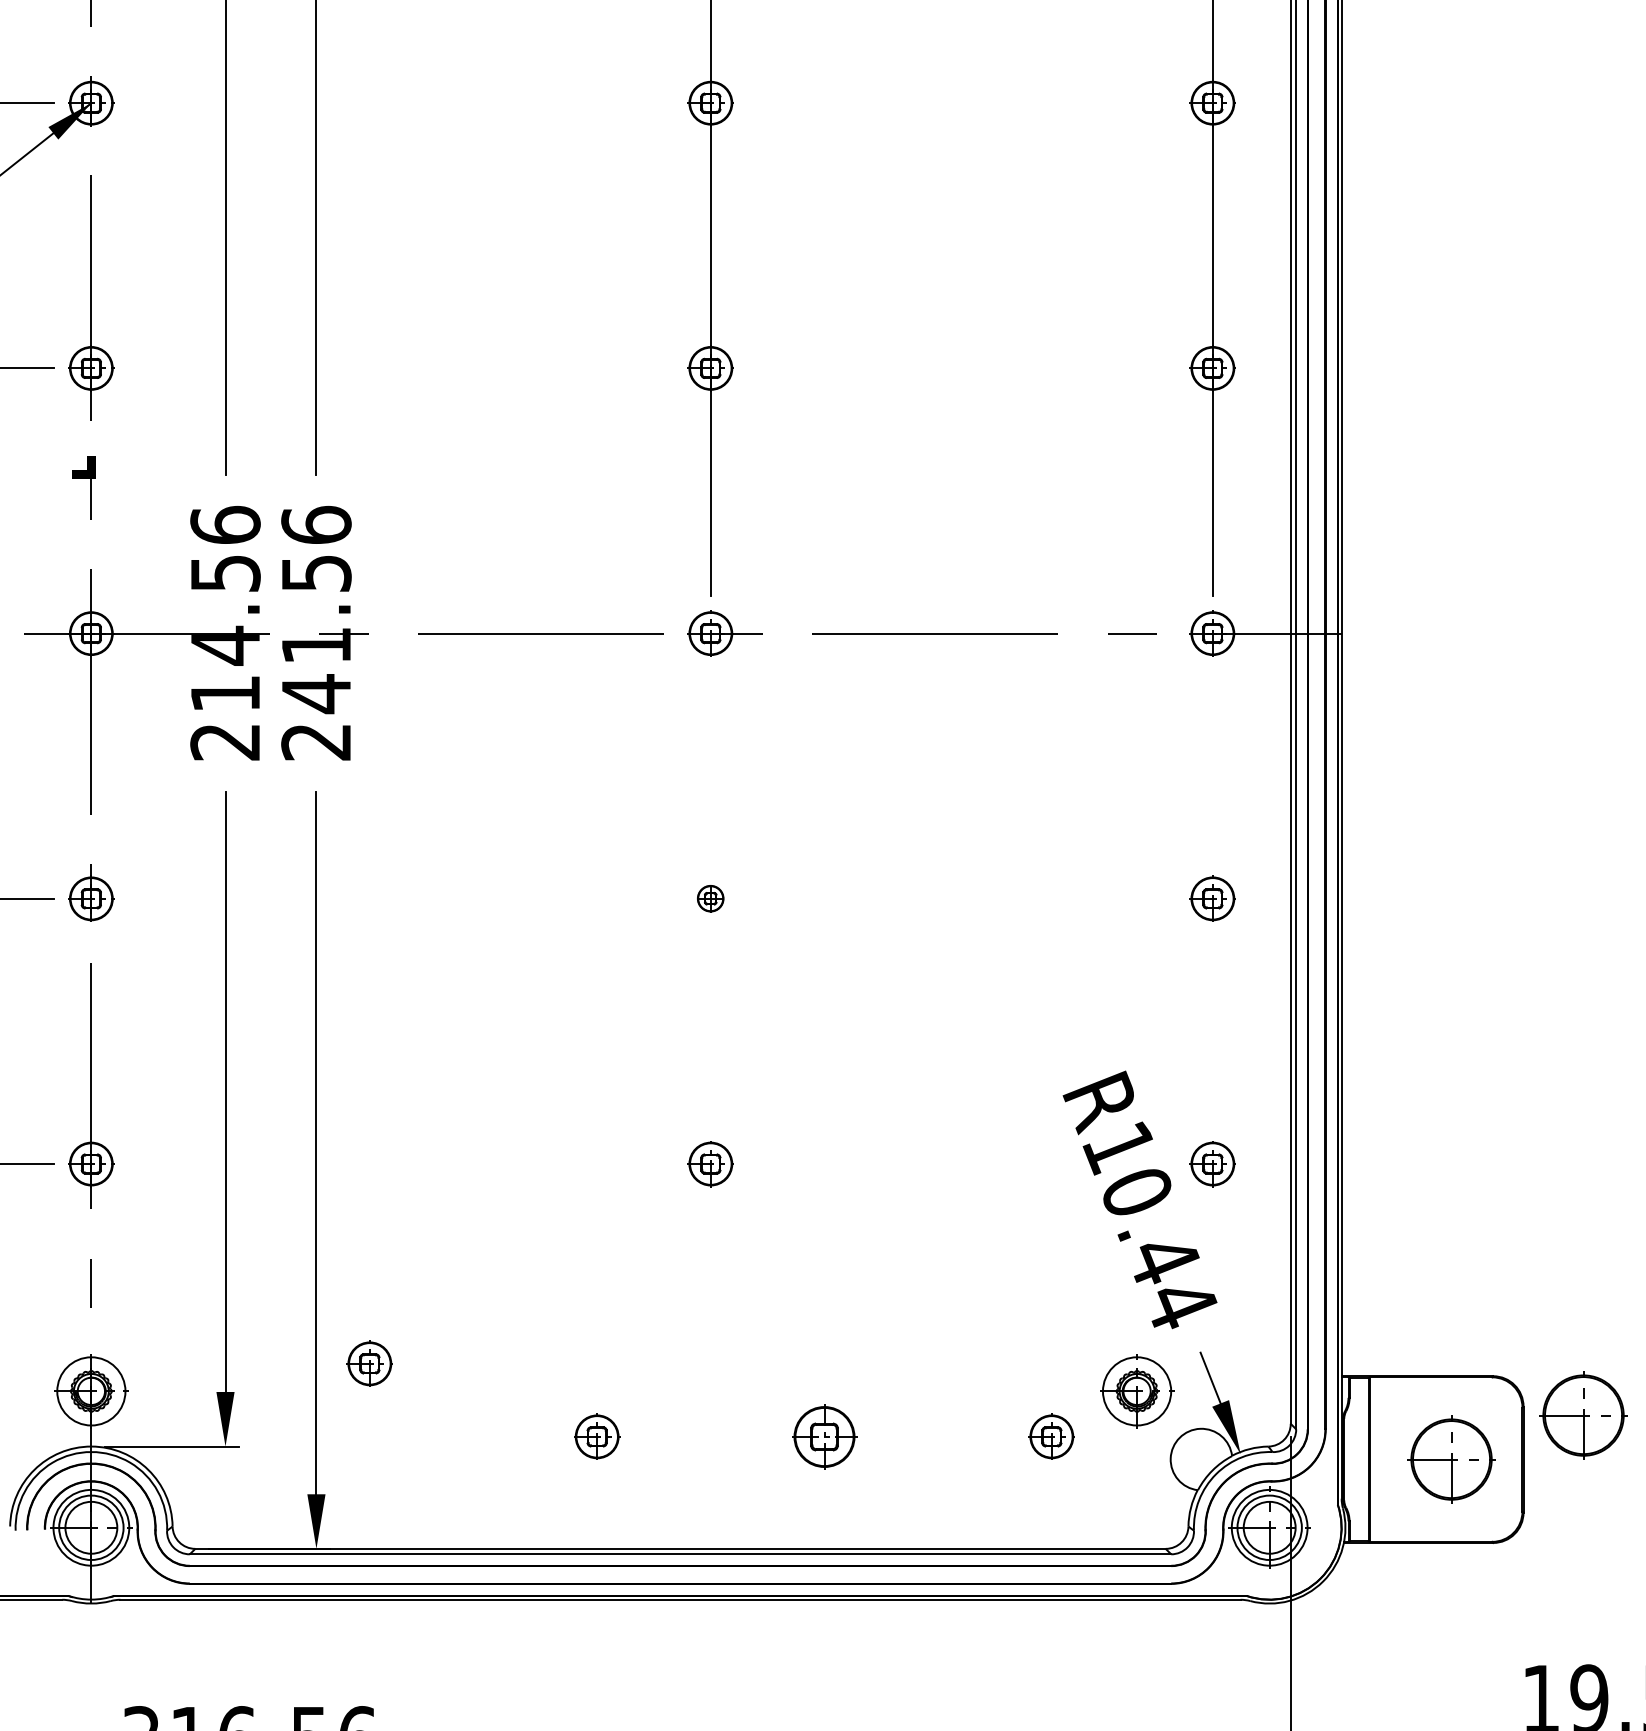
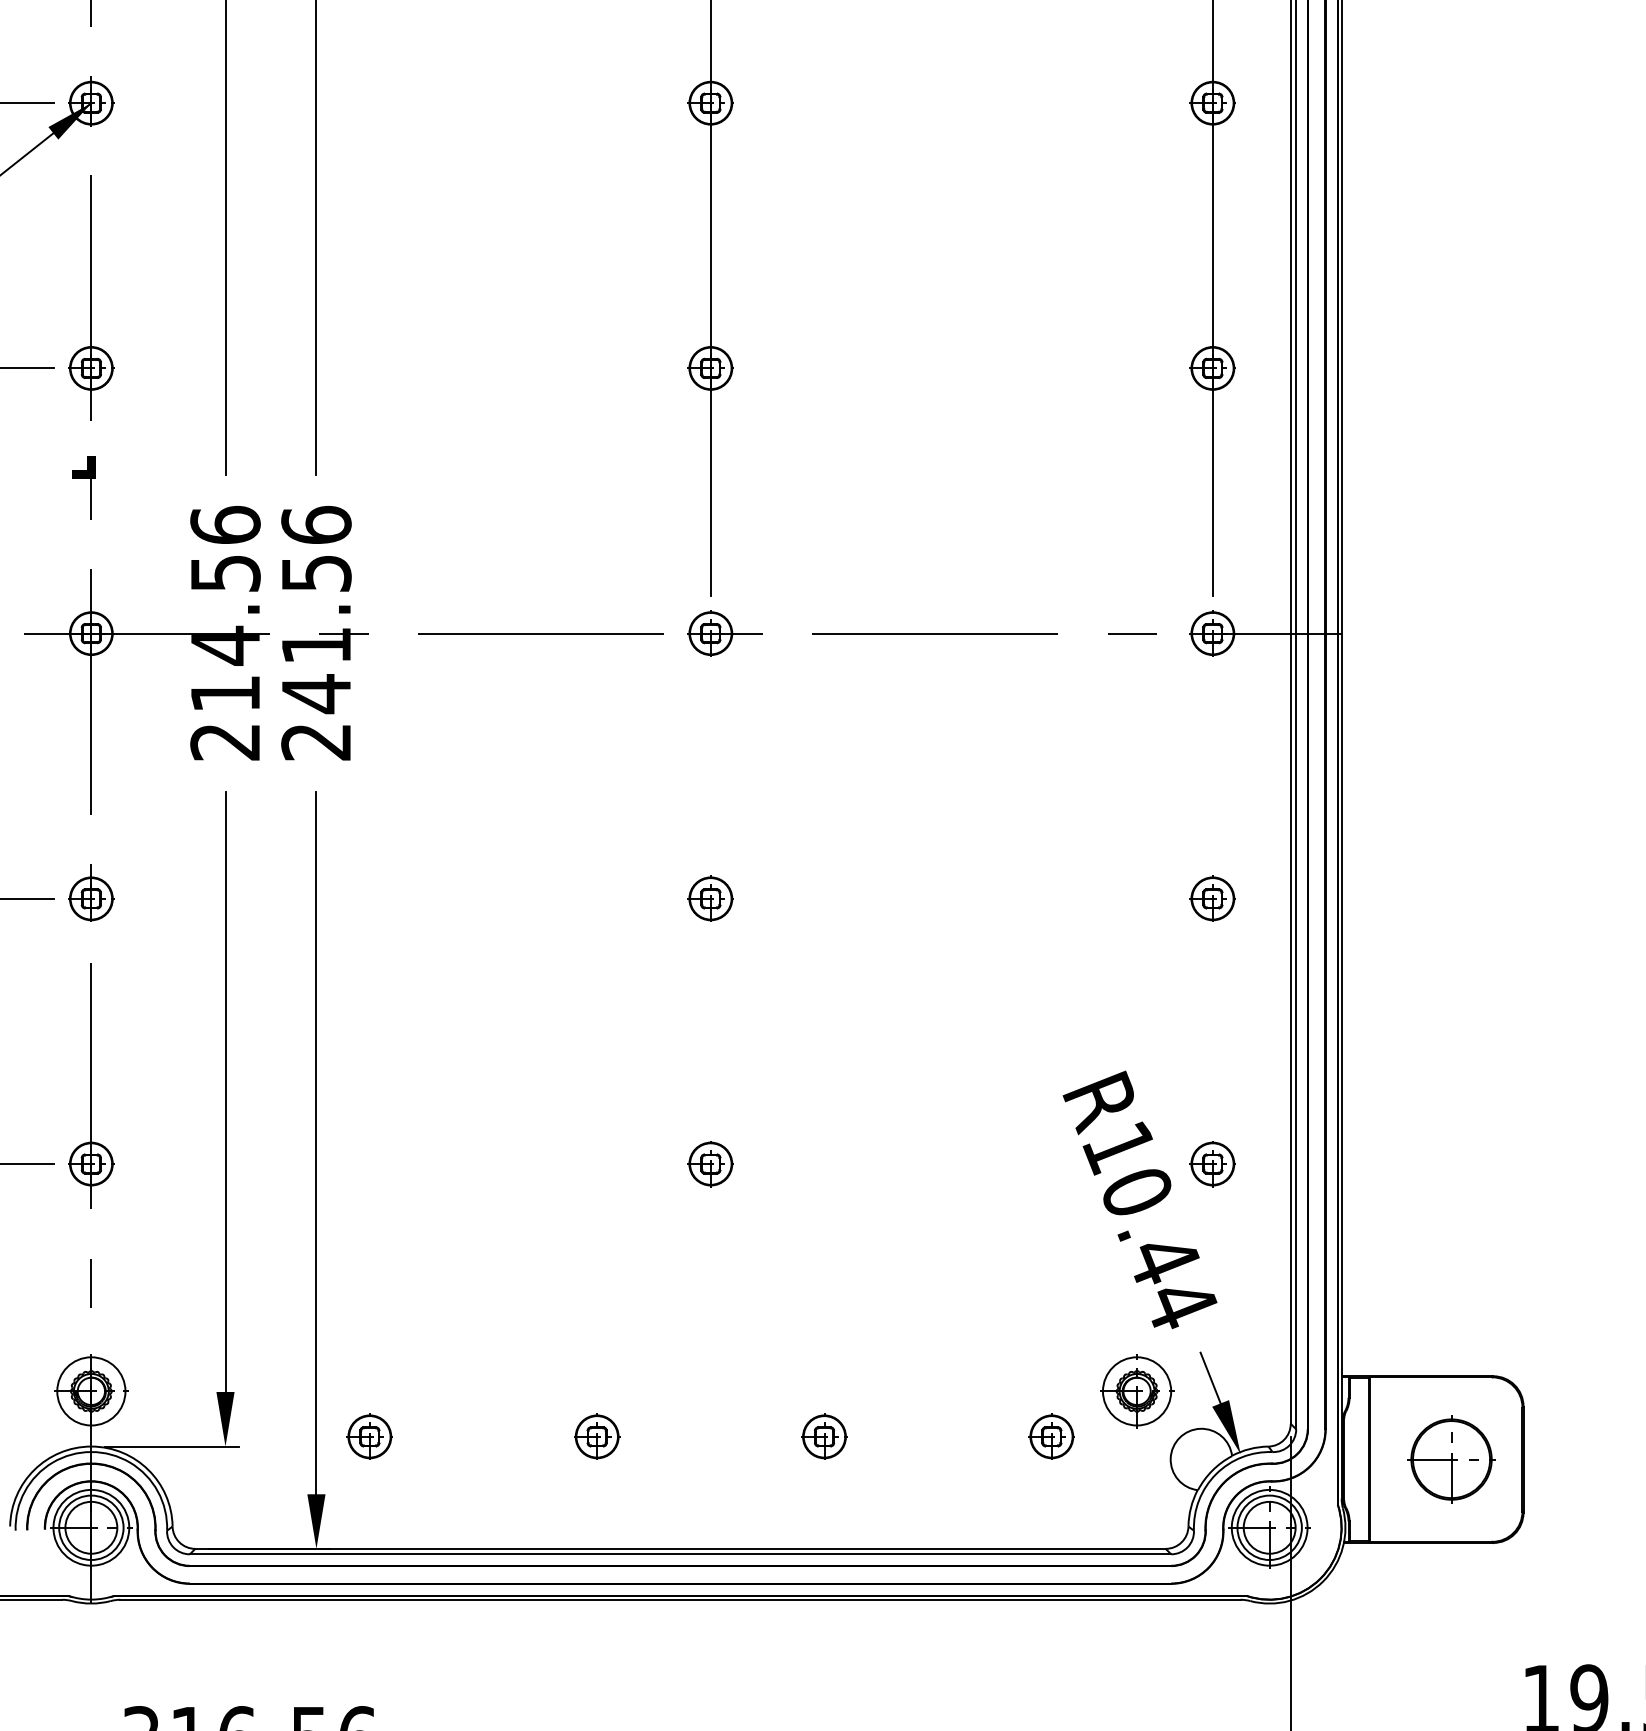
part size: 28x28 px -> 47x47 px (710, 898)
part position: (369, 1363) -> (369, 1436) (369, 1436)
part: present -> none (1583, 1415)
part size: 66x66 px -> 47x47 px (824, 1436)
